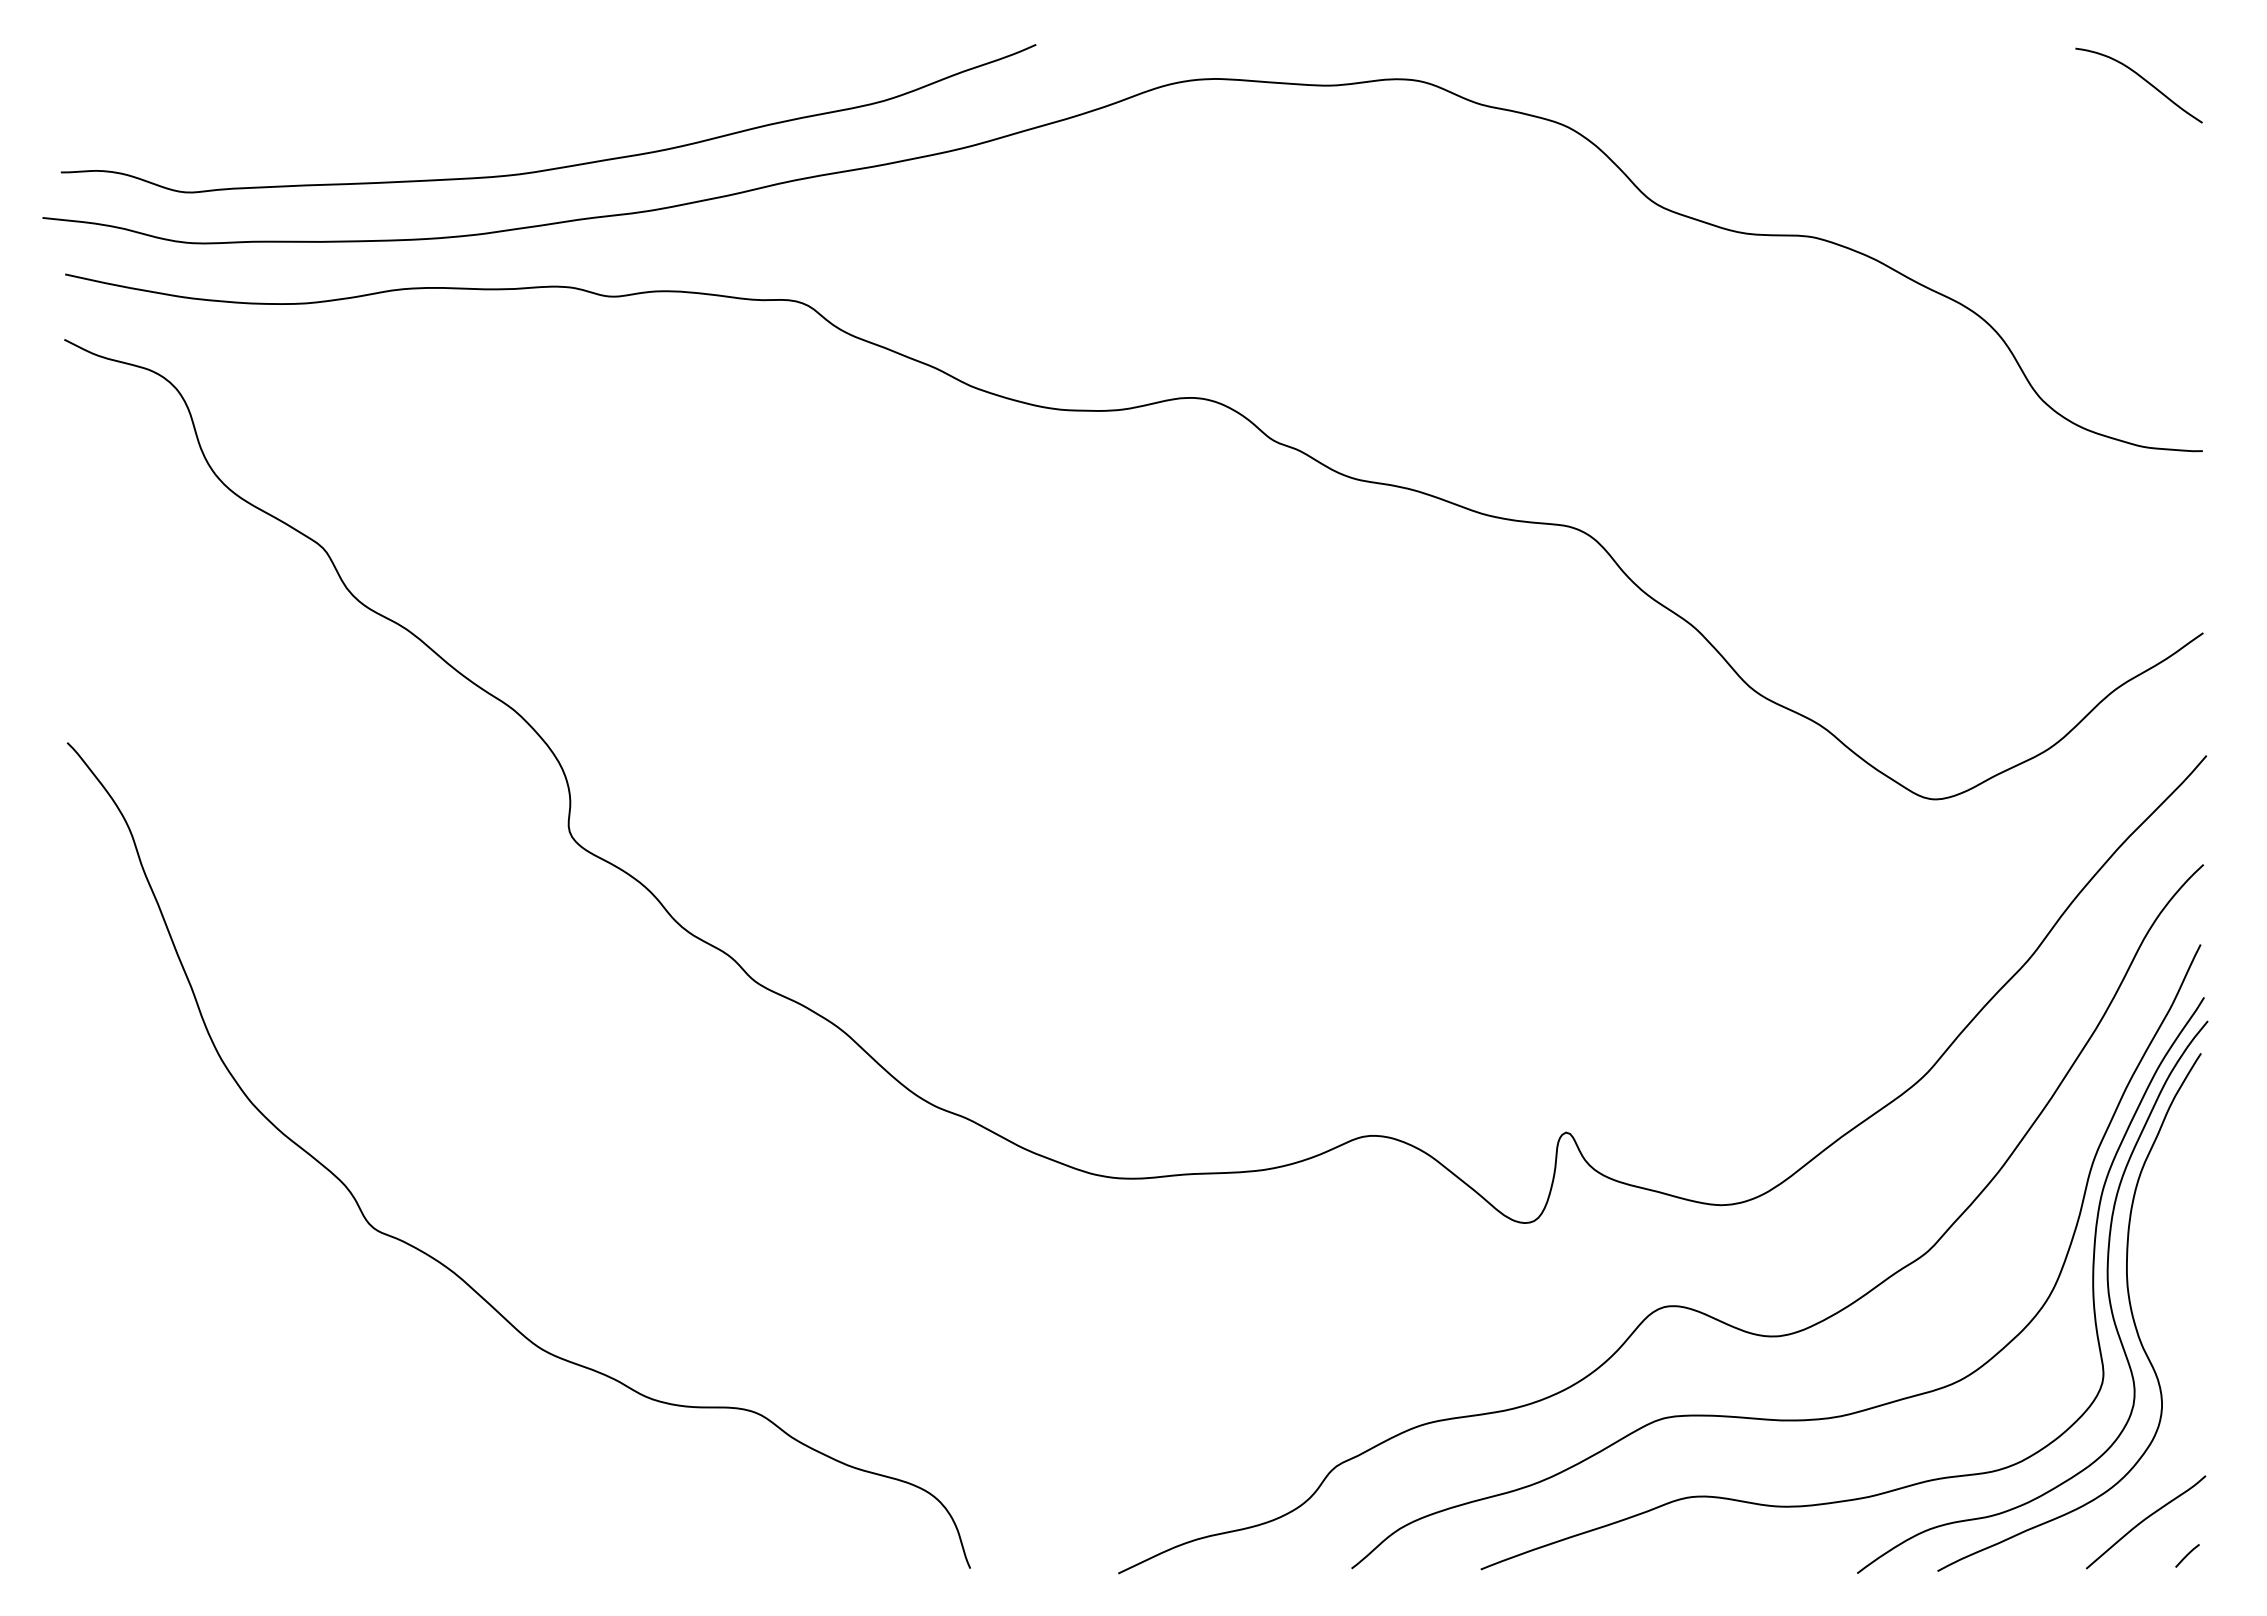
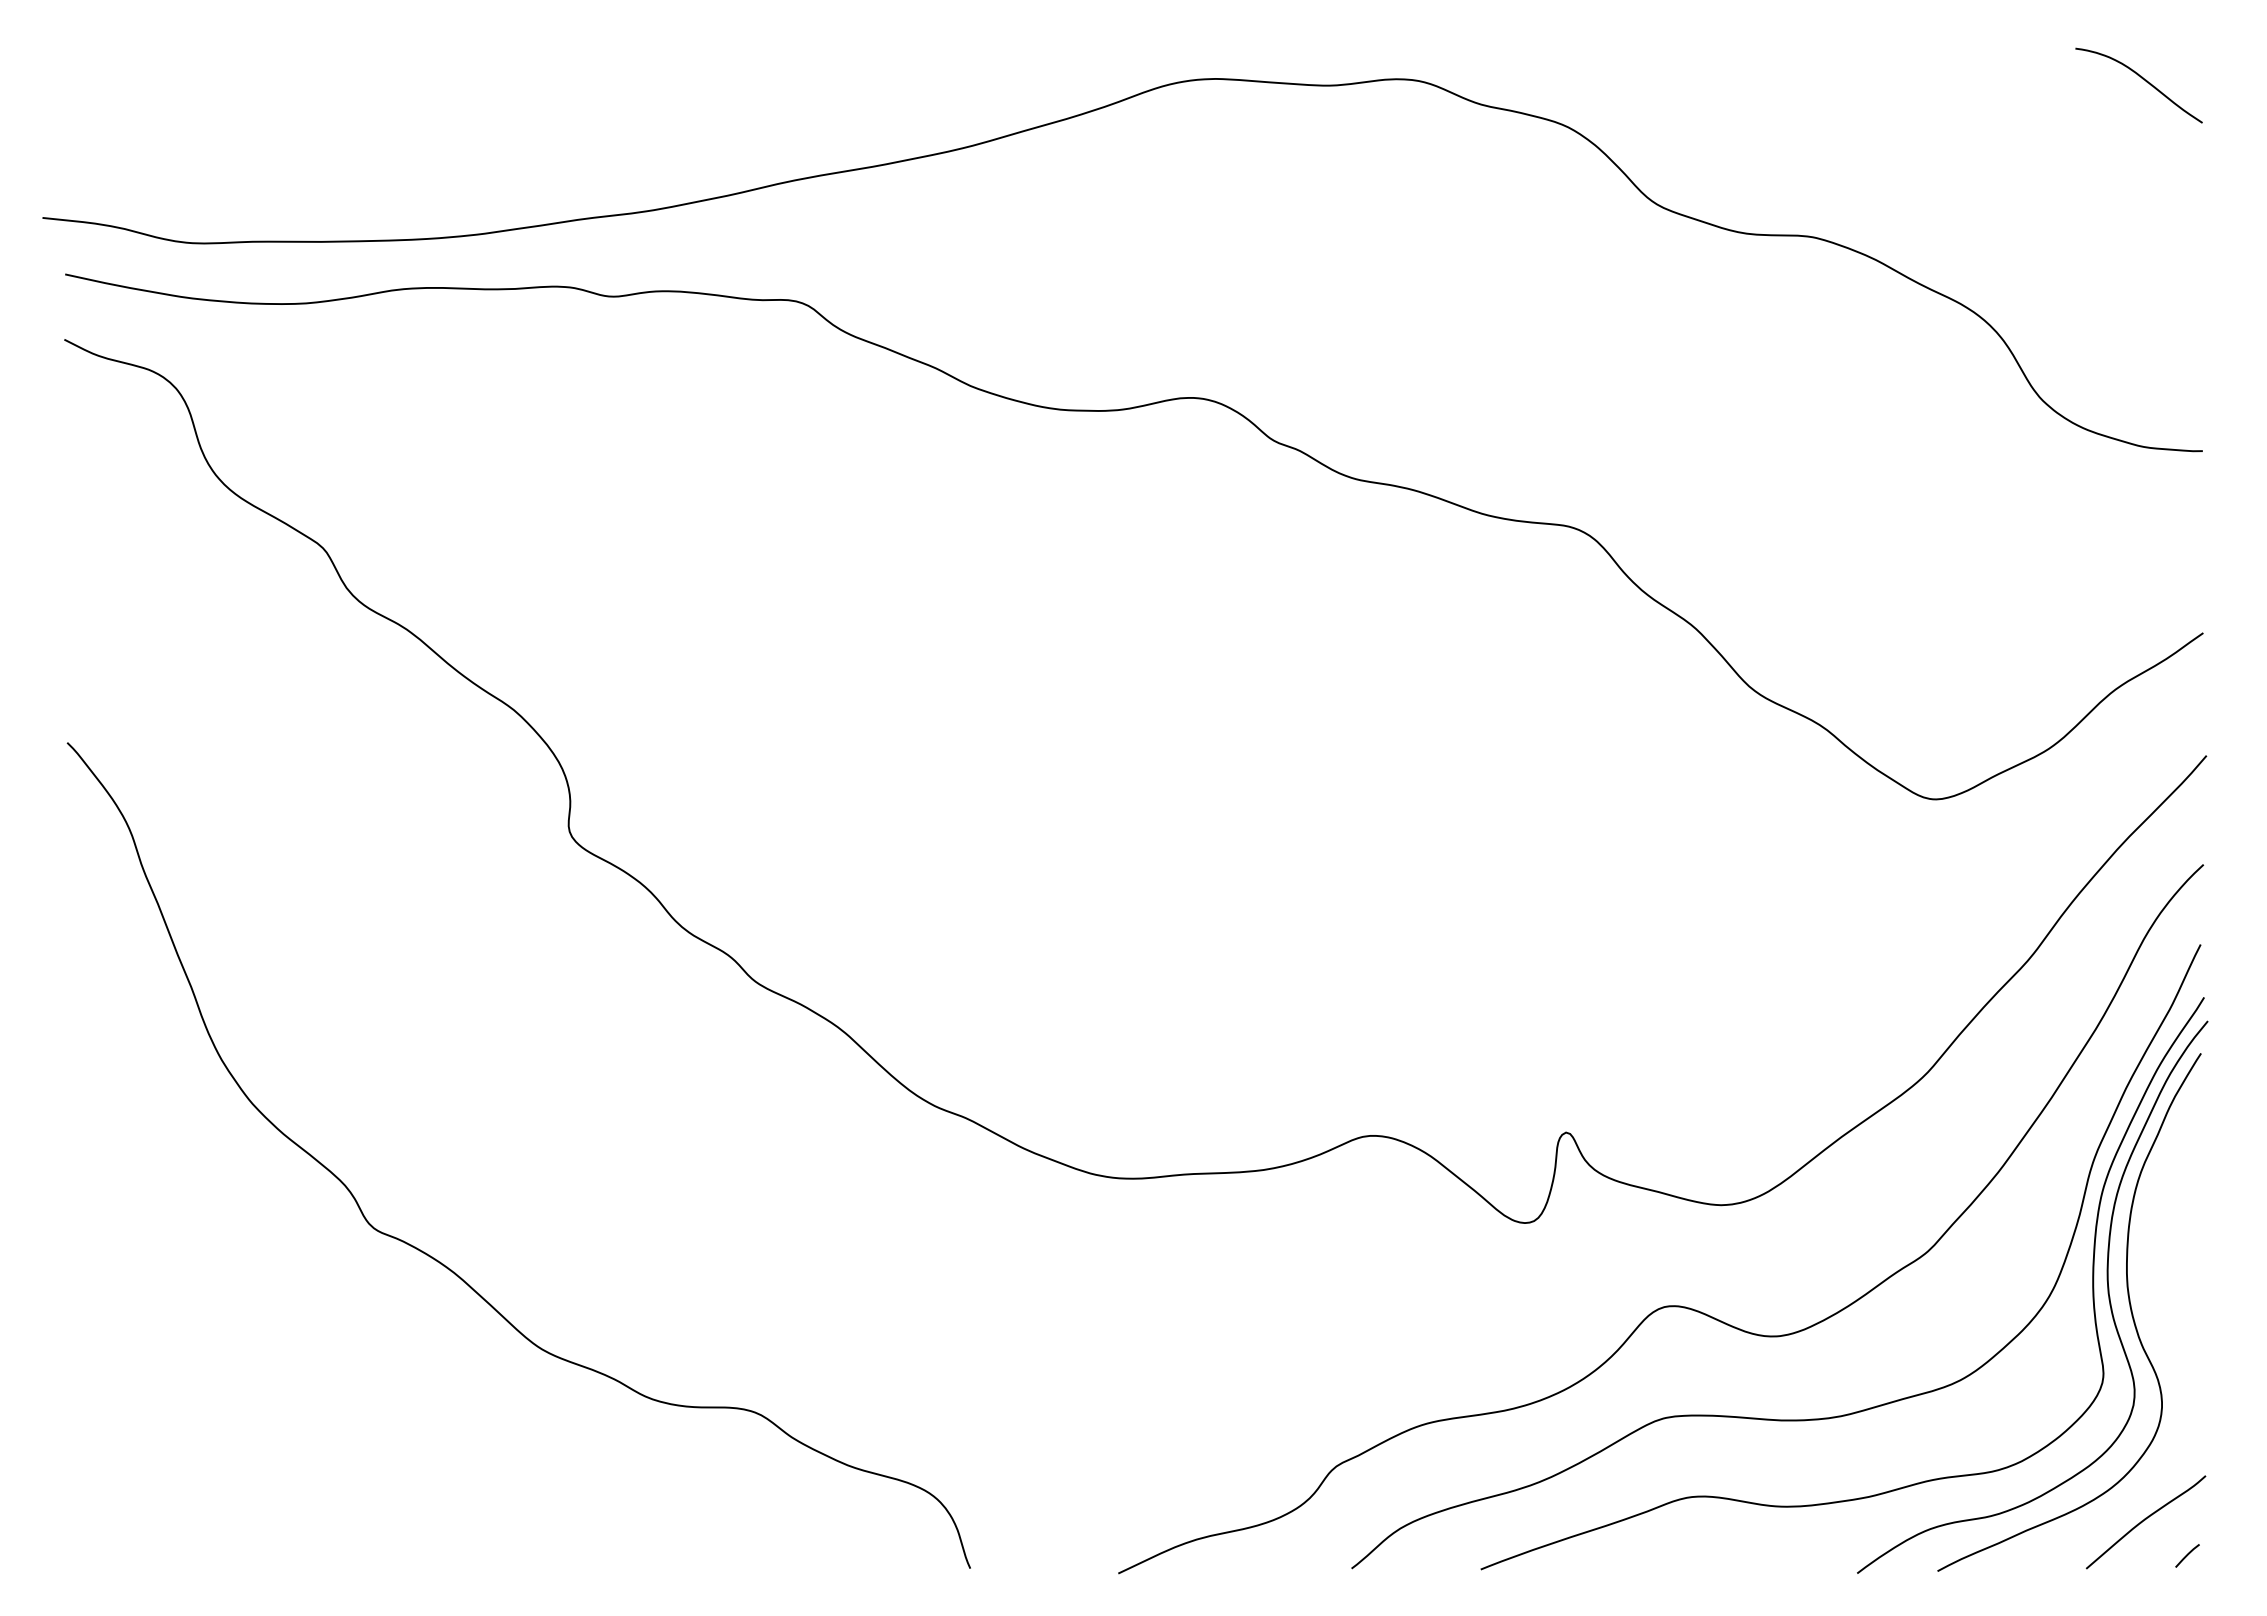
curve: present -> none (555, 167)
